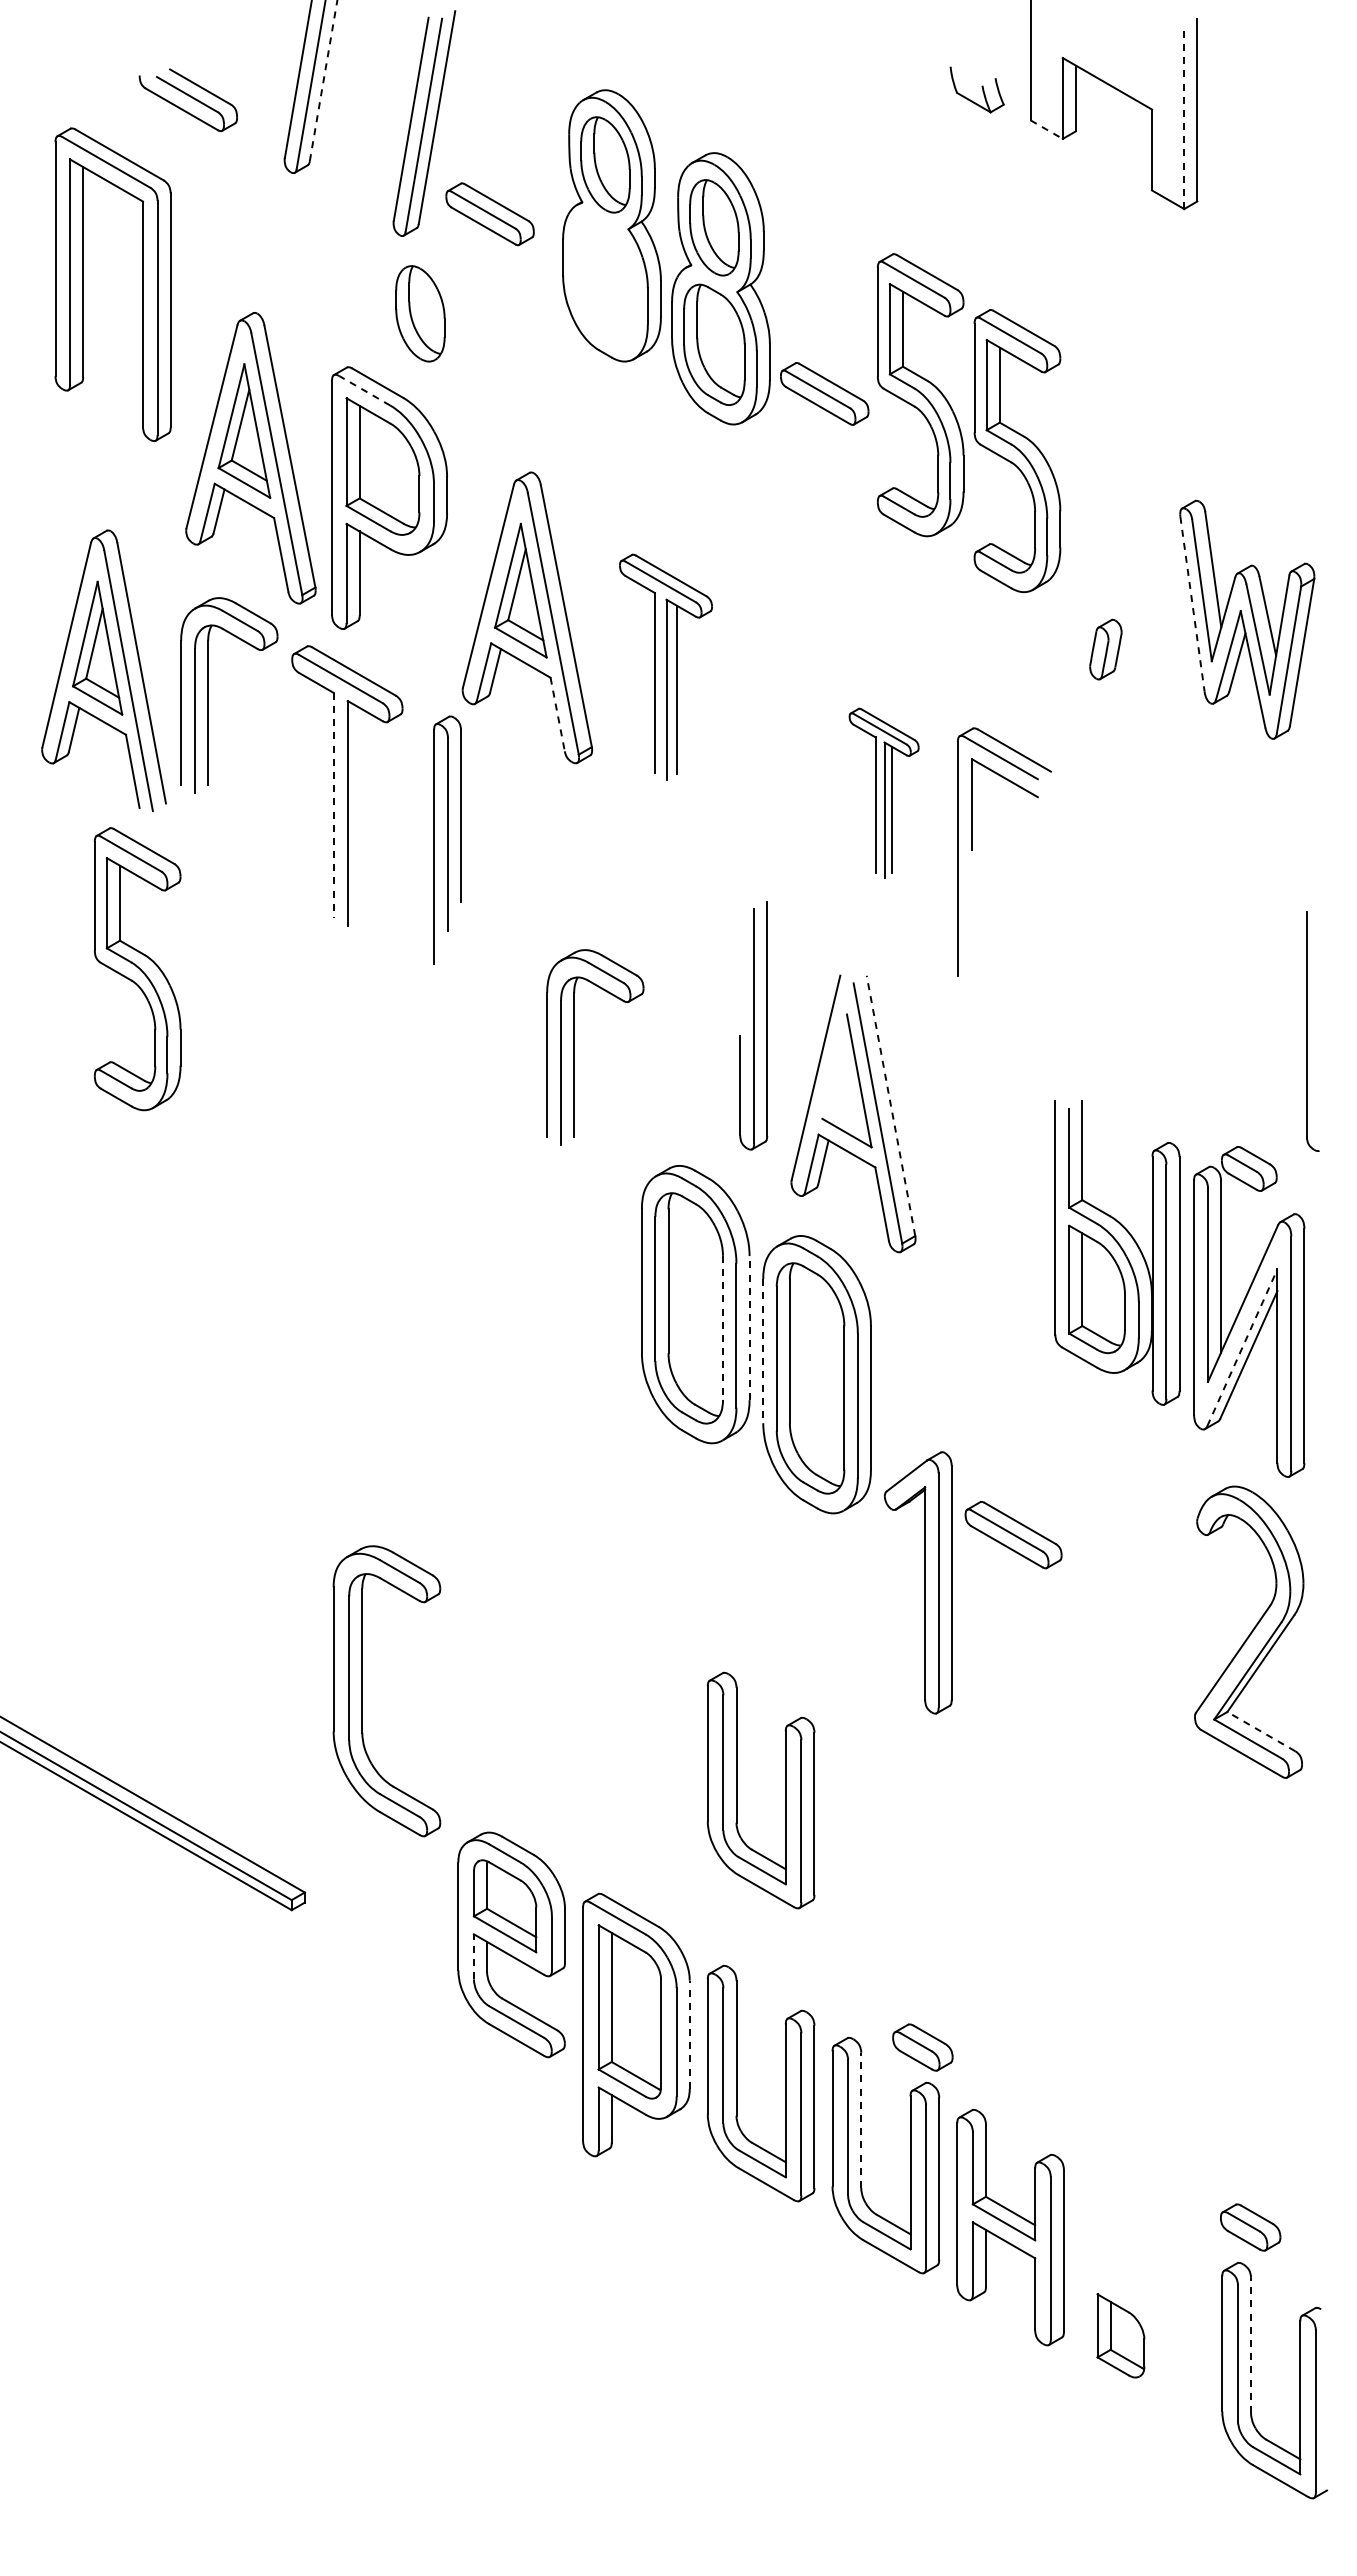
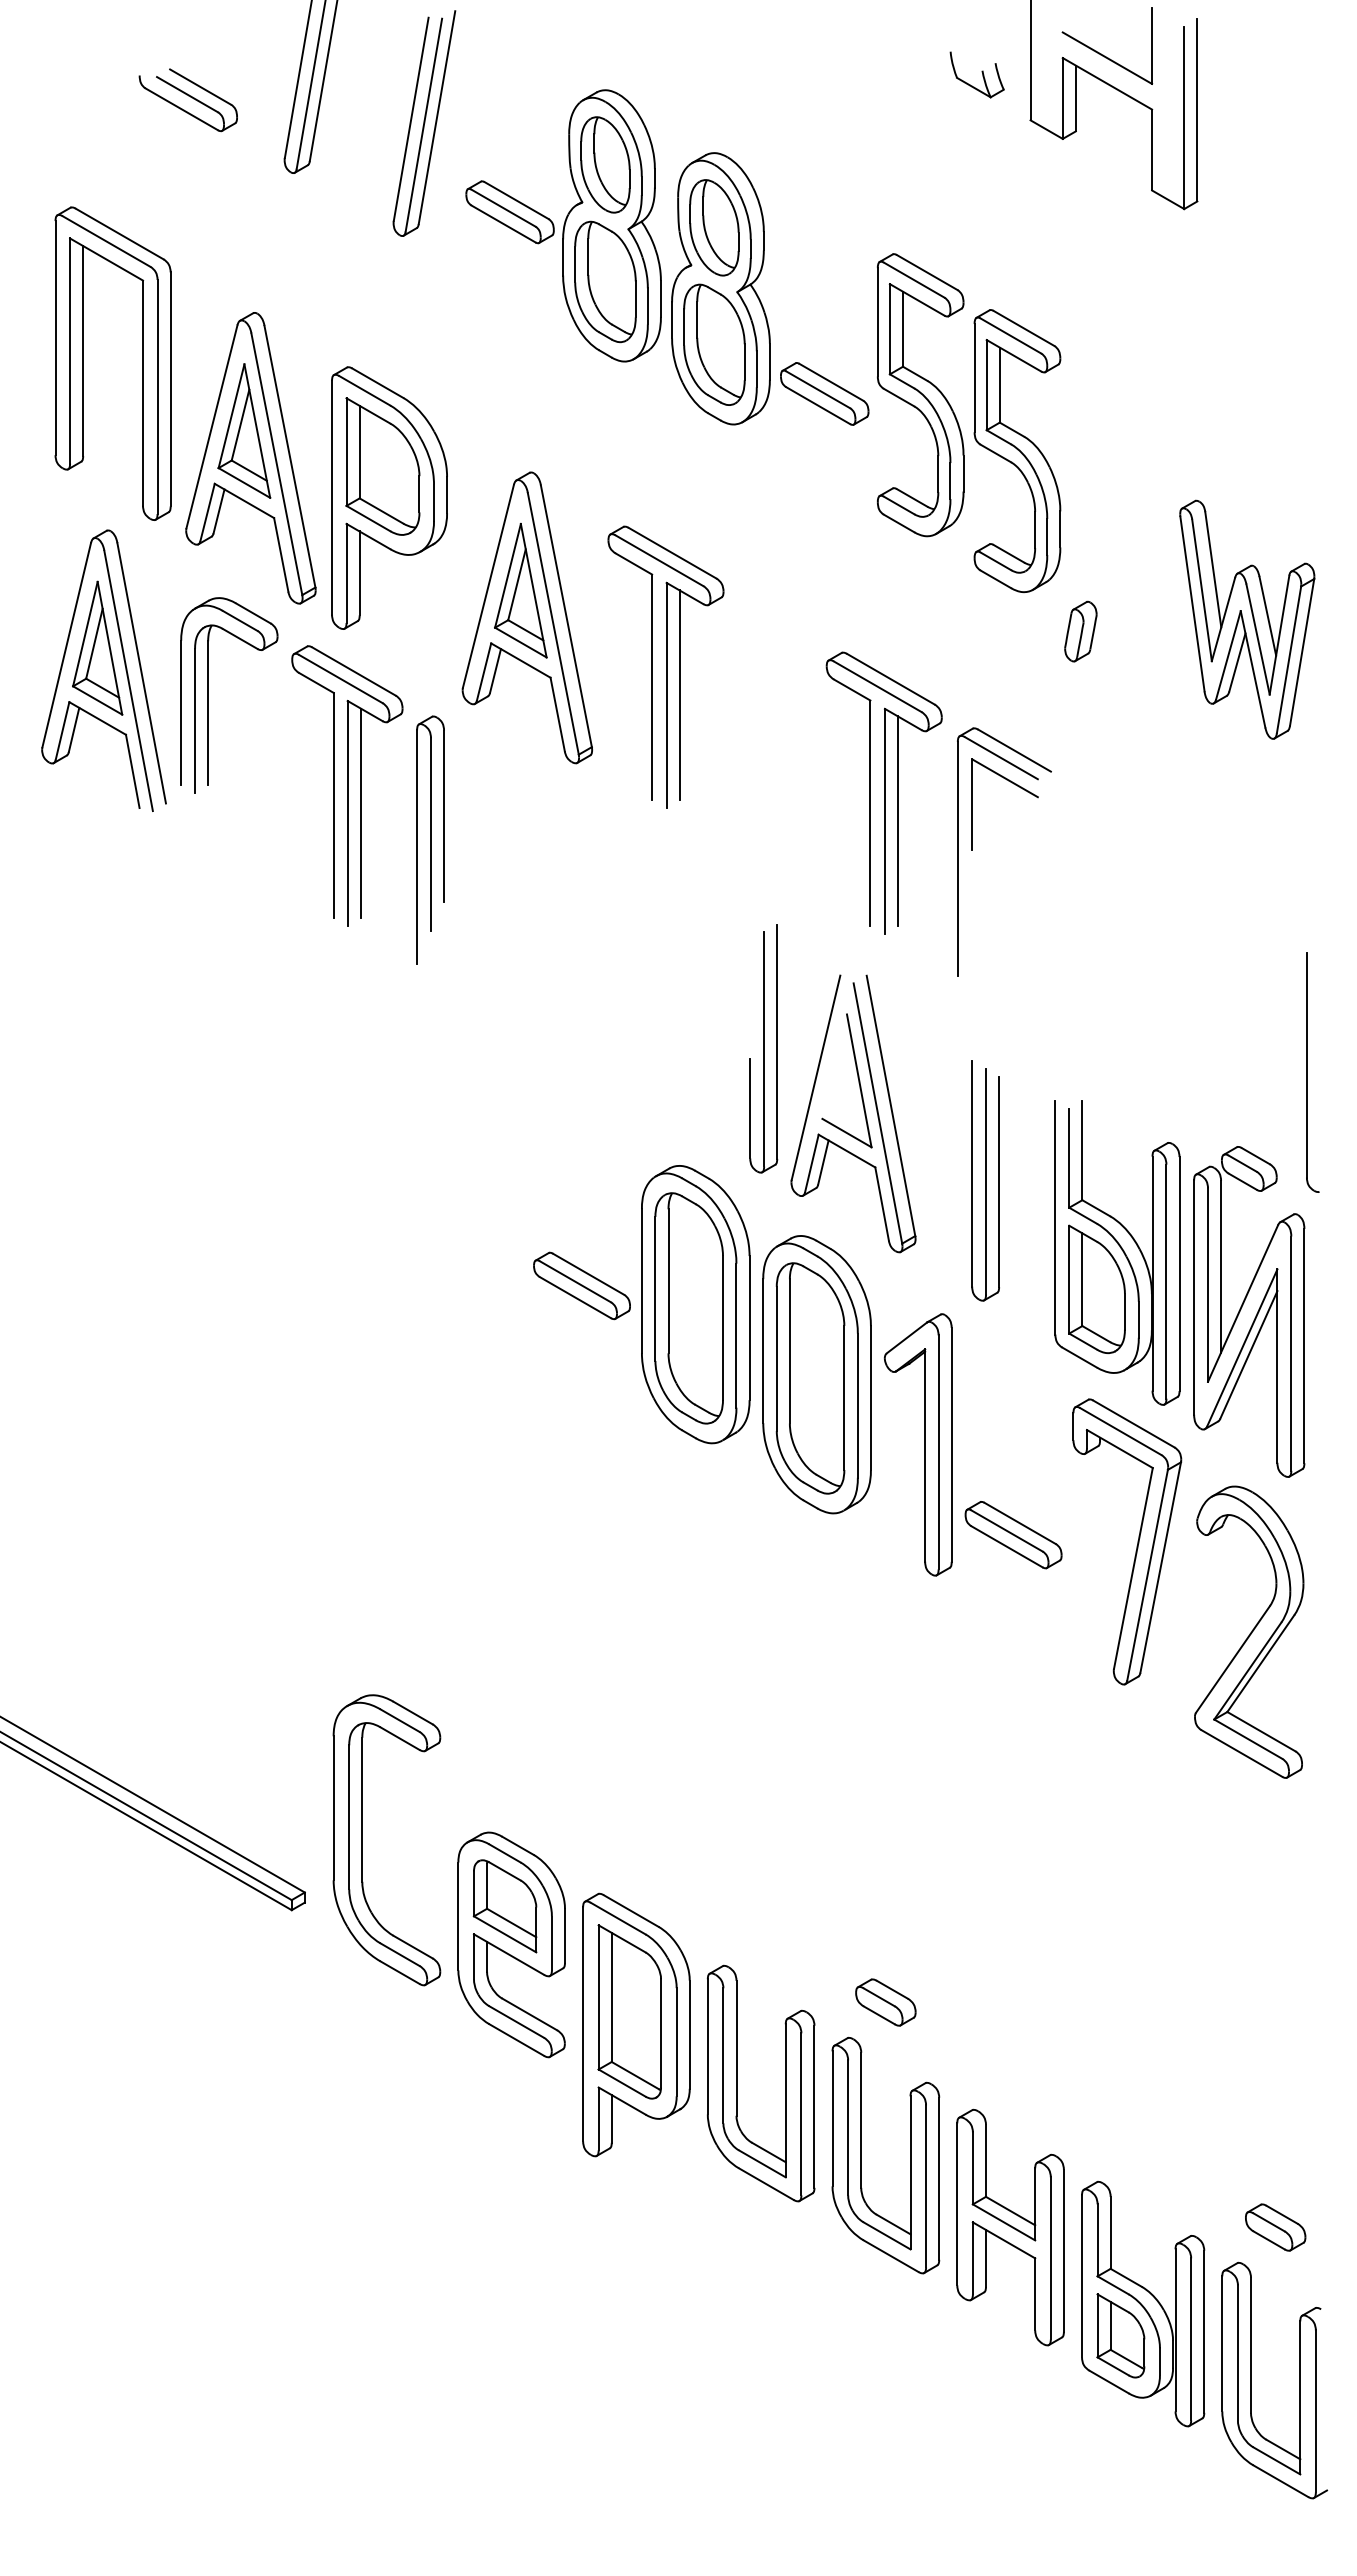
part: none -> present (1103, 54)
line: dashed -> solid (323, 80)
part position: (976, 89) -> (976, 74) (976, 74)
line: dashed -> solid (1184, 117)
line: dashed -> solid (1046, 129)
part position: (489, 214) -> (509, 212) (509, 212)
part: none -> present (605, 281)
part position: (83, 284) -> (83, 363) (83, 363)
part: present -> none (420, 313)
line: dashed -> solid (364, 390)
line: dashed -> solid (1192, 604)
part position: (1105, 649) -> (1080, 631) (1080, 631)
part size: 94x228 px -> 118x284 px (665, 666)
line: dashed -> solid (557, 715)
part size: 72x172 px -> 118x284 px (883, 792)
line: dashed -> solid (333, 805)
line: none -> present (360, 813)
part position: (447, 839) -> (430, 839) (430, 839)
part: present -> none (137, 969)
part position: (753, 1025) -> (763, 1048) (763, 1048)
part position: (1312, 1031) -> (1312, 1072) (1312, 1072)
part: present -> none (574, 1047)
line: dashed -> solid (890, 1105)
part: none -> present (985, 1180)
part: none -> present (581, 1285)
line: dashed -> solid (749, 1327)
line: dashed -> solid (722, 1328)
line: dashed -> solid (1242, 1347)
line: dashed -> solid (763, 1351)
part: none -> present (1136, 1545)
part position: (924, 1582) -> (924, 1444) (924, 1444)
part position: (362, 1691) -> (362, 1840) (362, 1840)
line: dashed -> solid (1260, 1731)
part: present -> none (737, 1790)
line: dashed -> solid (474, 1956)
line: dashed -> solid (689, 2034)
part position: (922, 2047) -> (885, 2002) (885, 2002)
line: dashed -> solid (861, 2120)
part position: (1250, 2227) -> (1275, 2227) (1275, 2227)
part: none -> present (1143, 2304)
line: dashed -> solid (1251, 2344)
